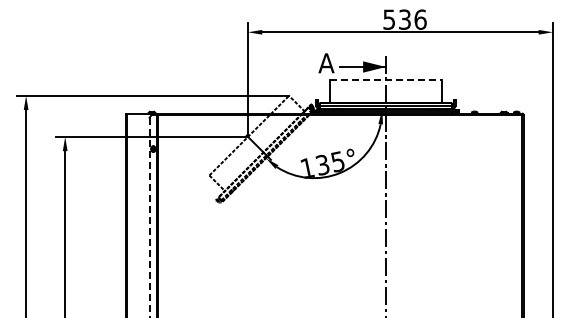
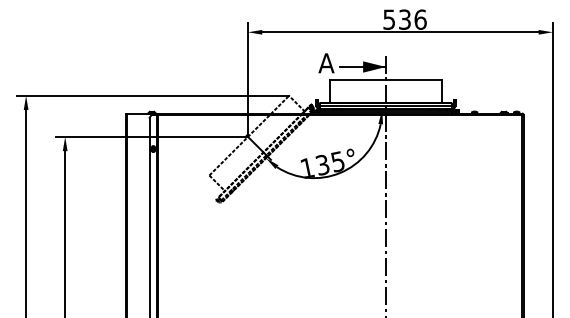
line: dashed -> solid (386, 80)
line: dashed -> solid (149, 217)
